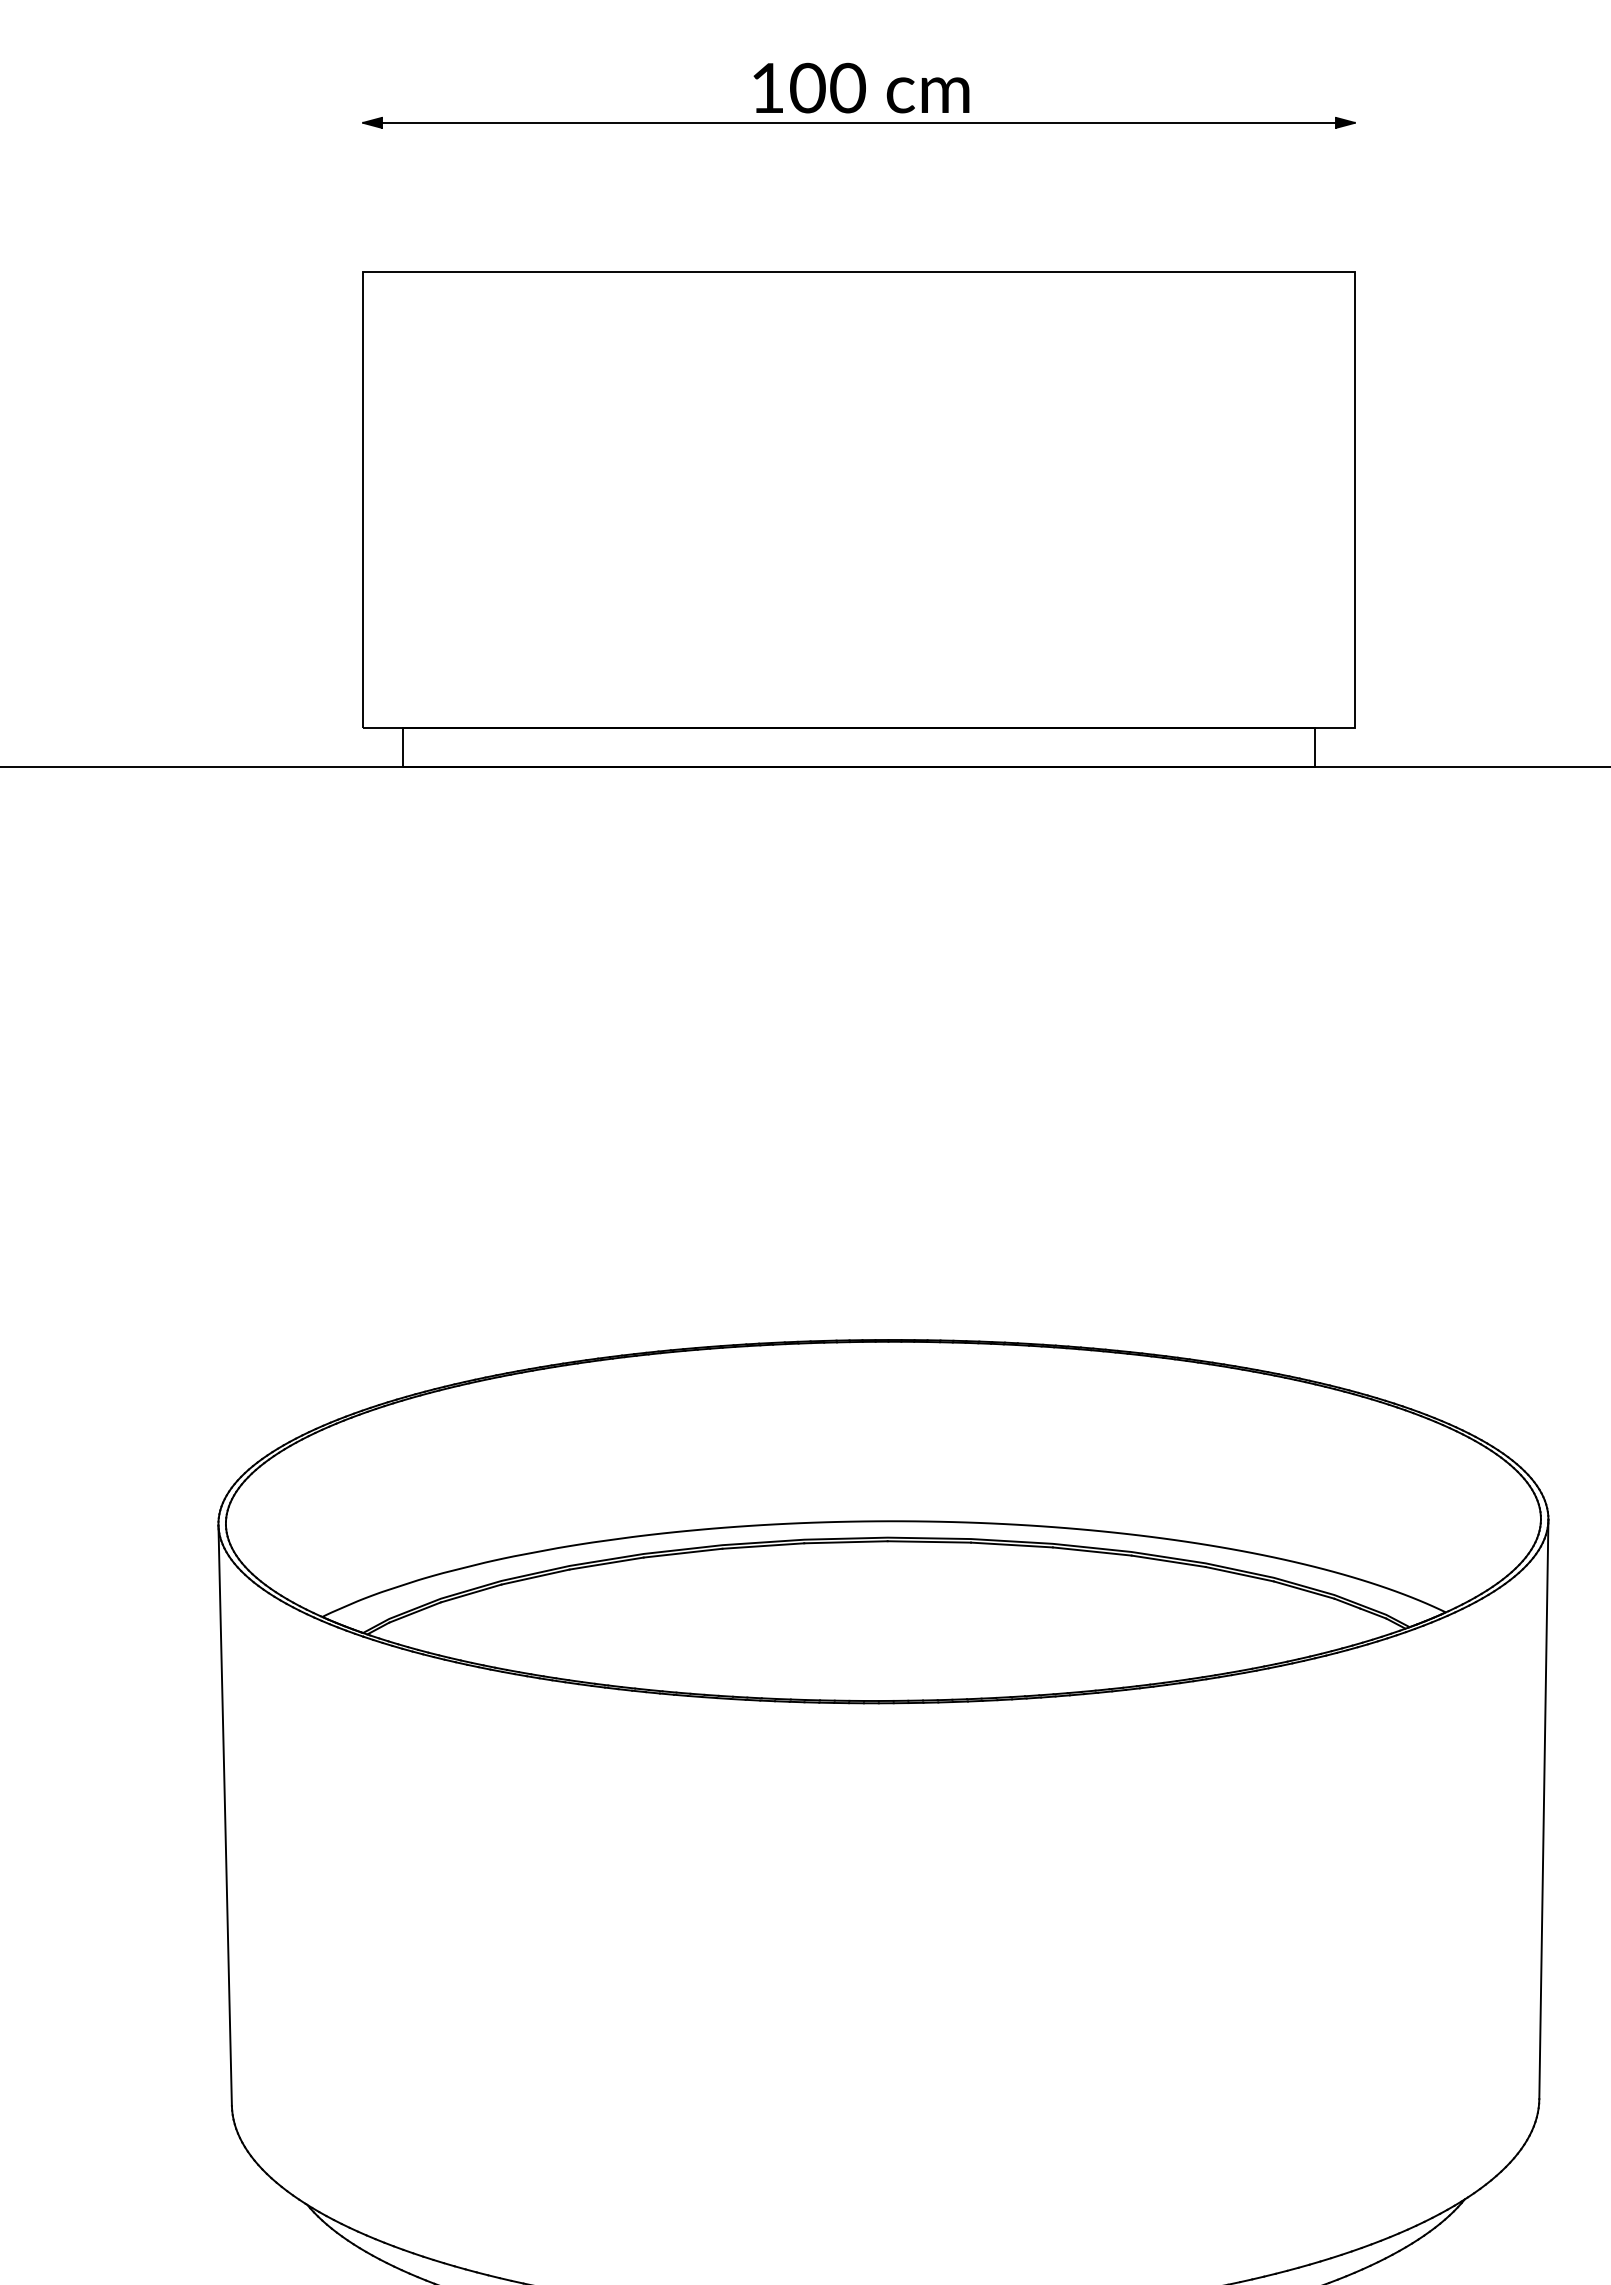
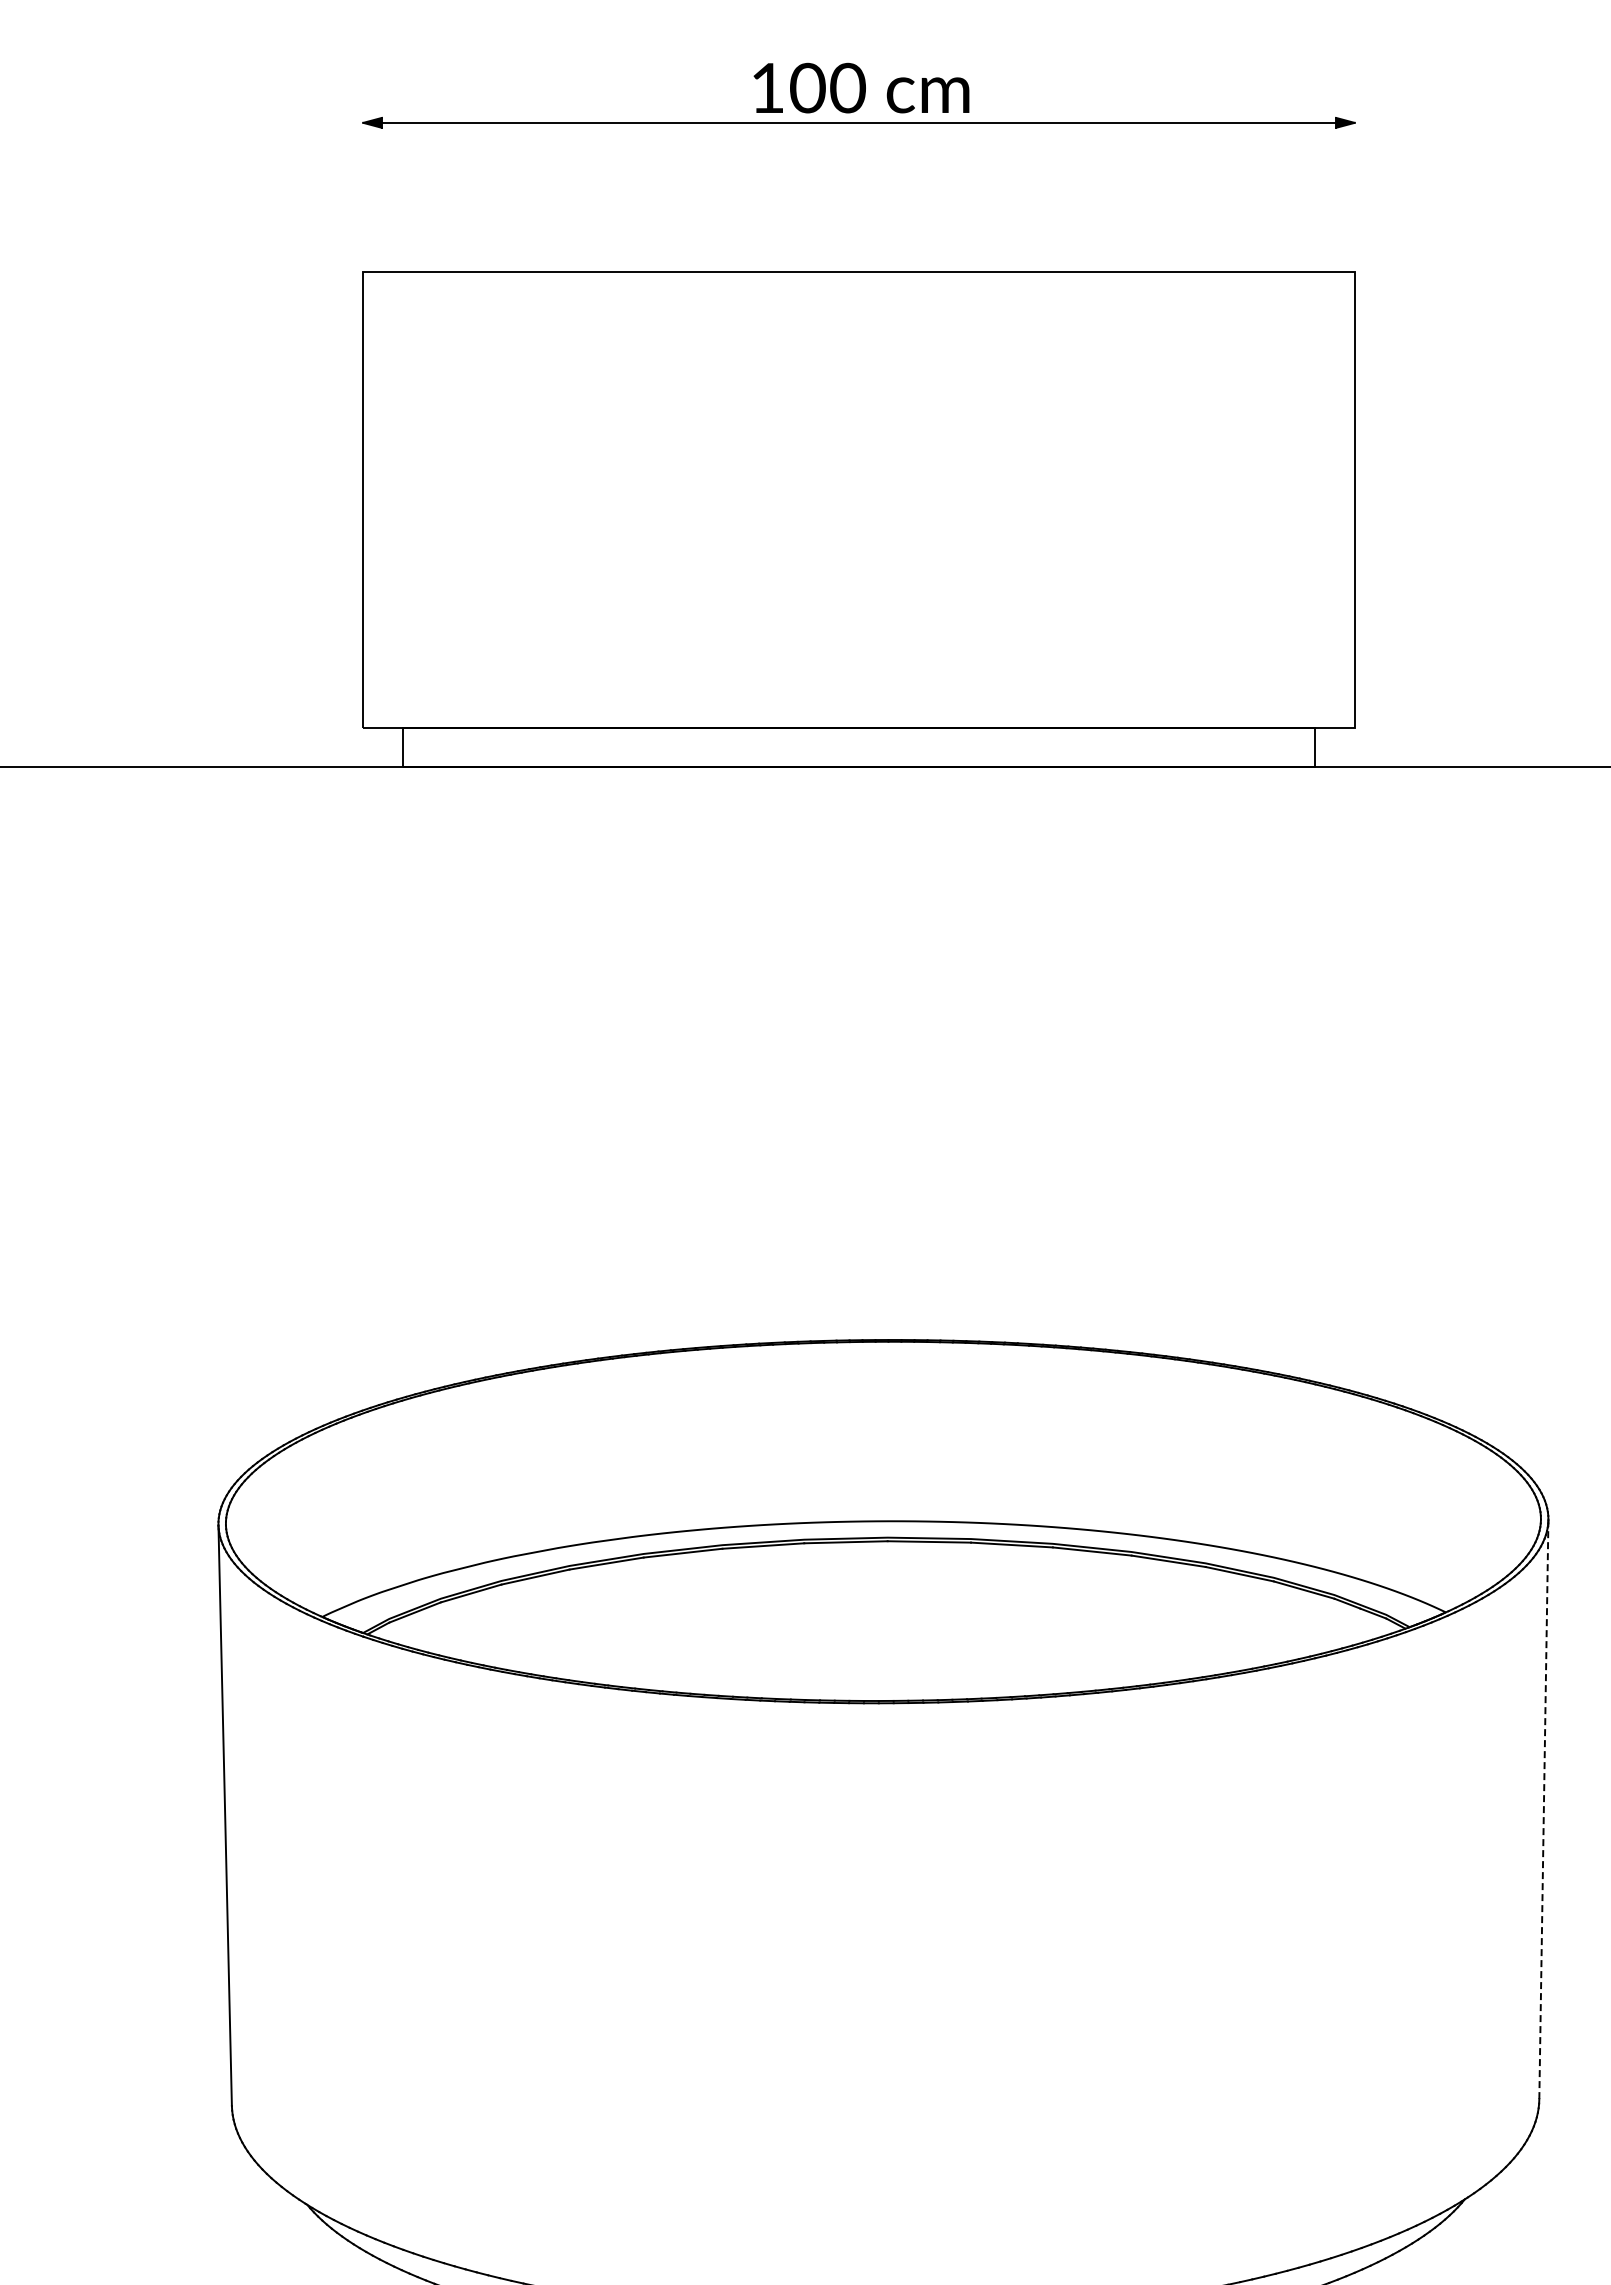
line: solid -> dashed (1543, 1809)
